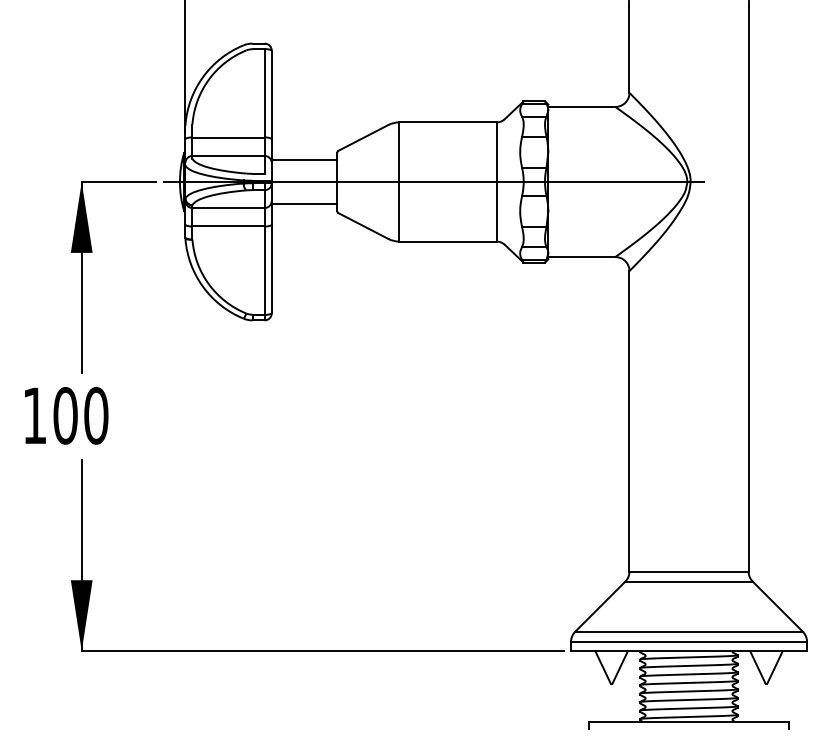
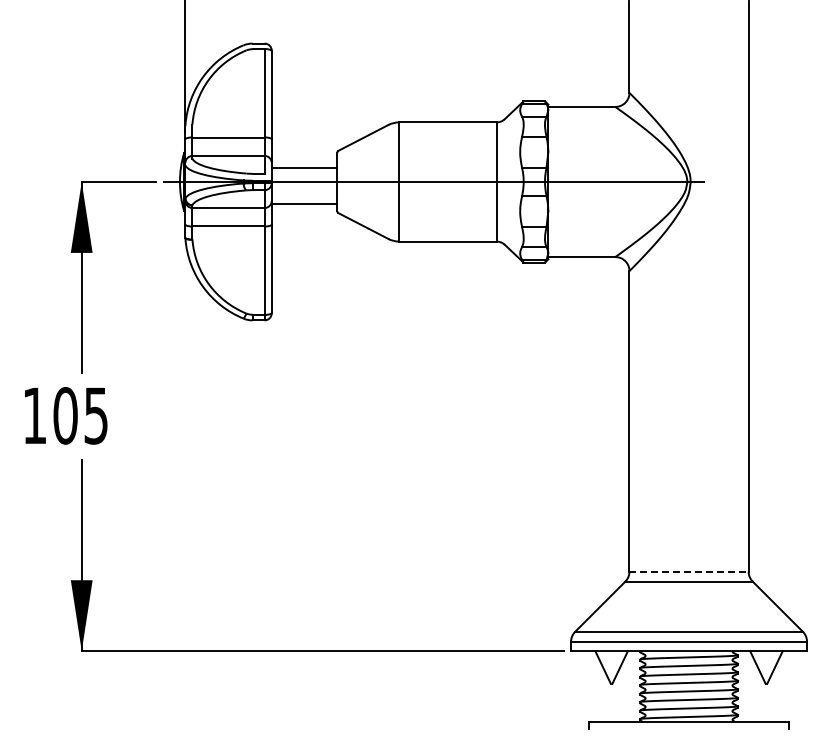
line position: (304, 159) -> (304, 167) (304, 167)
text: 100 -> 105 (96, 415)
line: solid -> dashed (689, 571)
